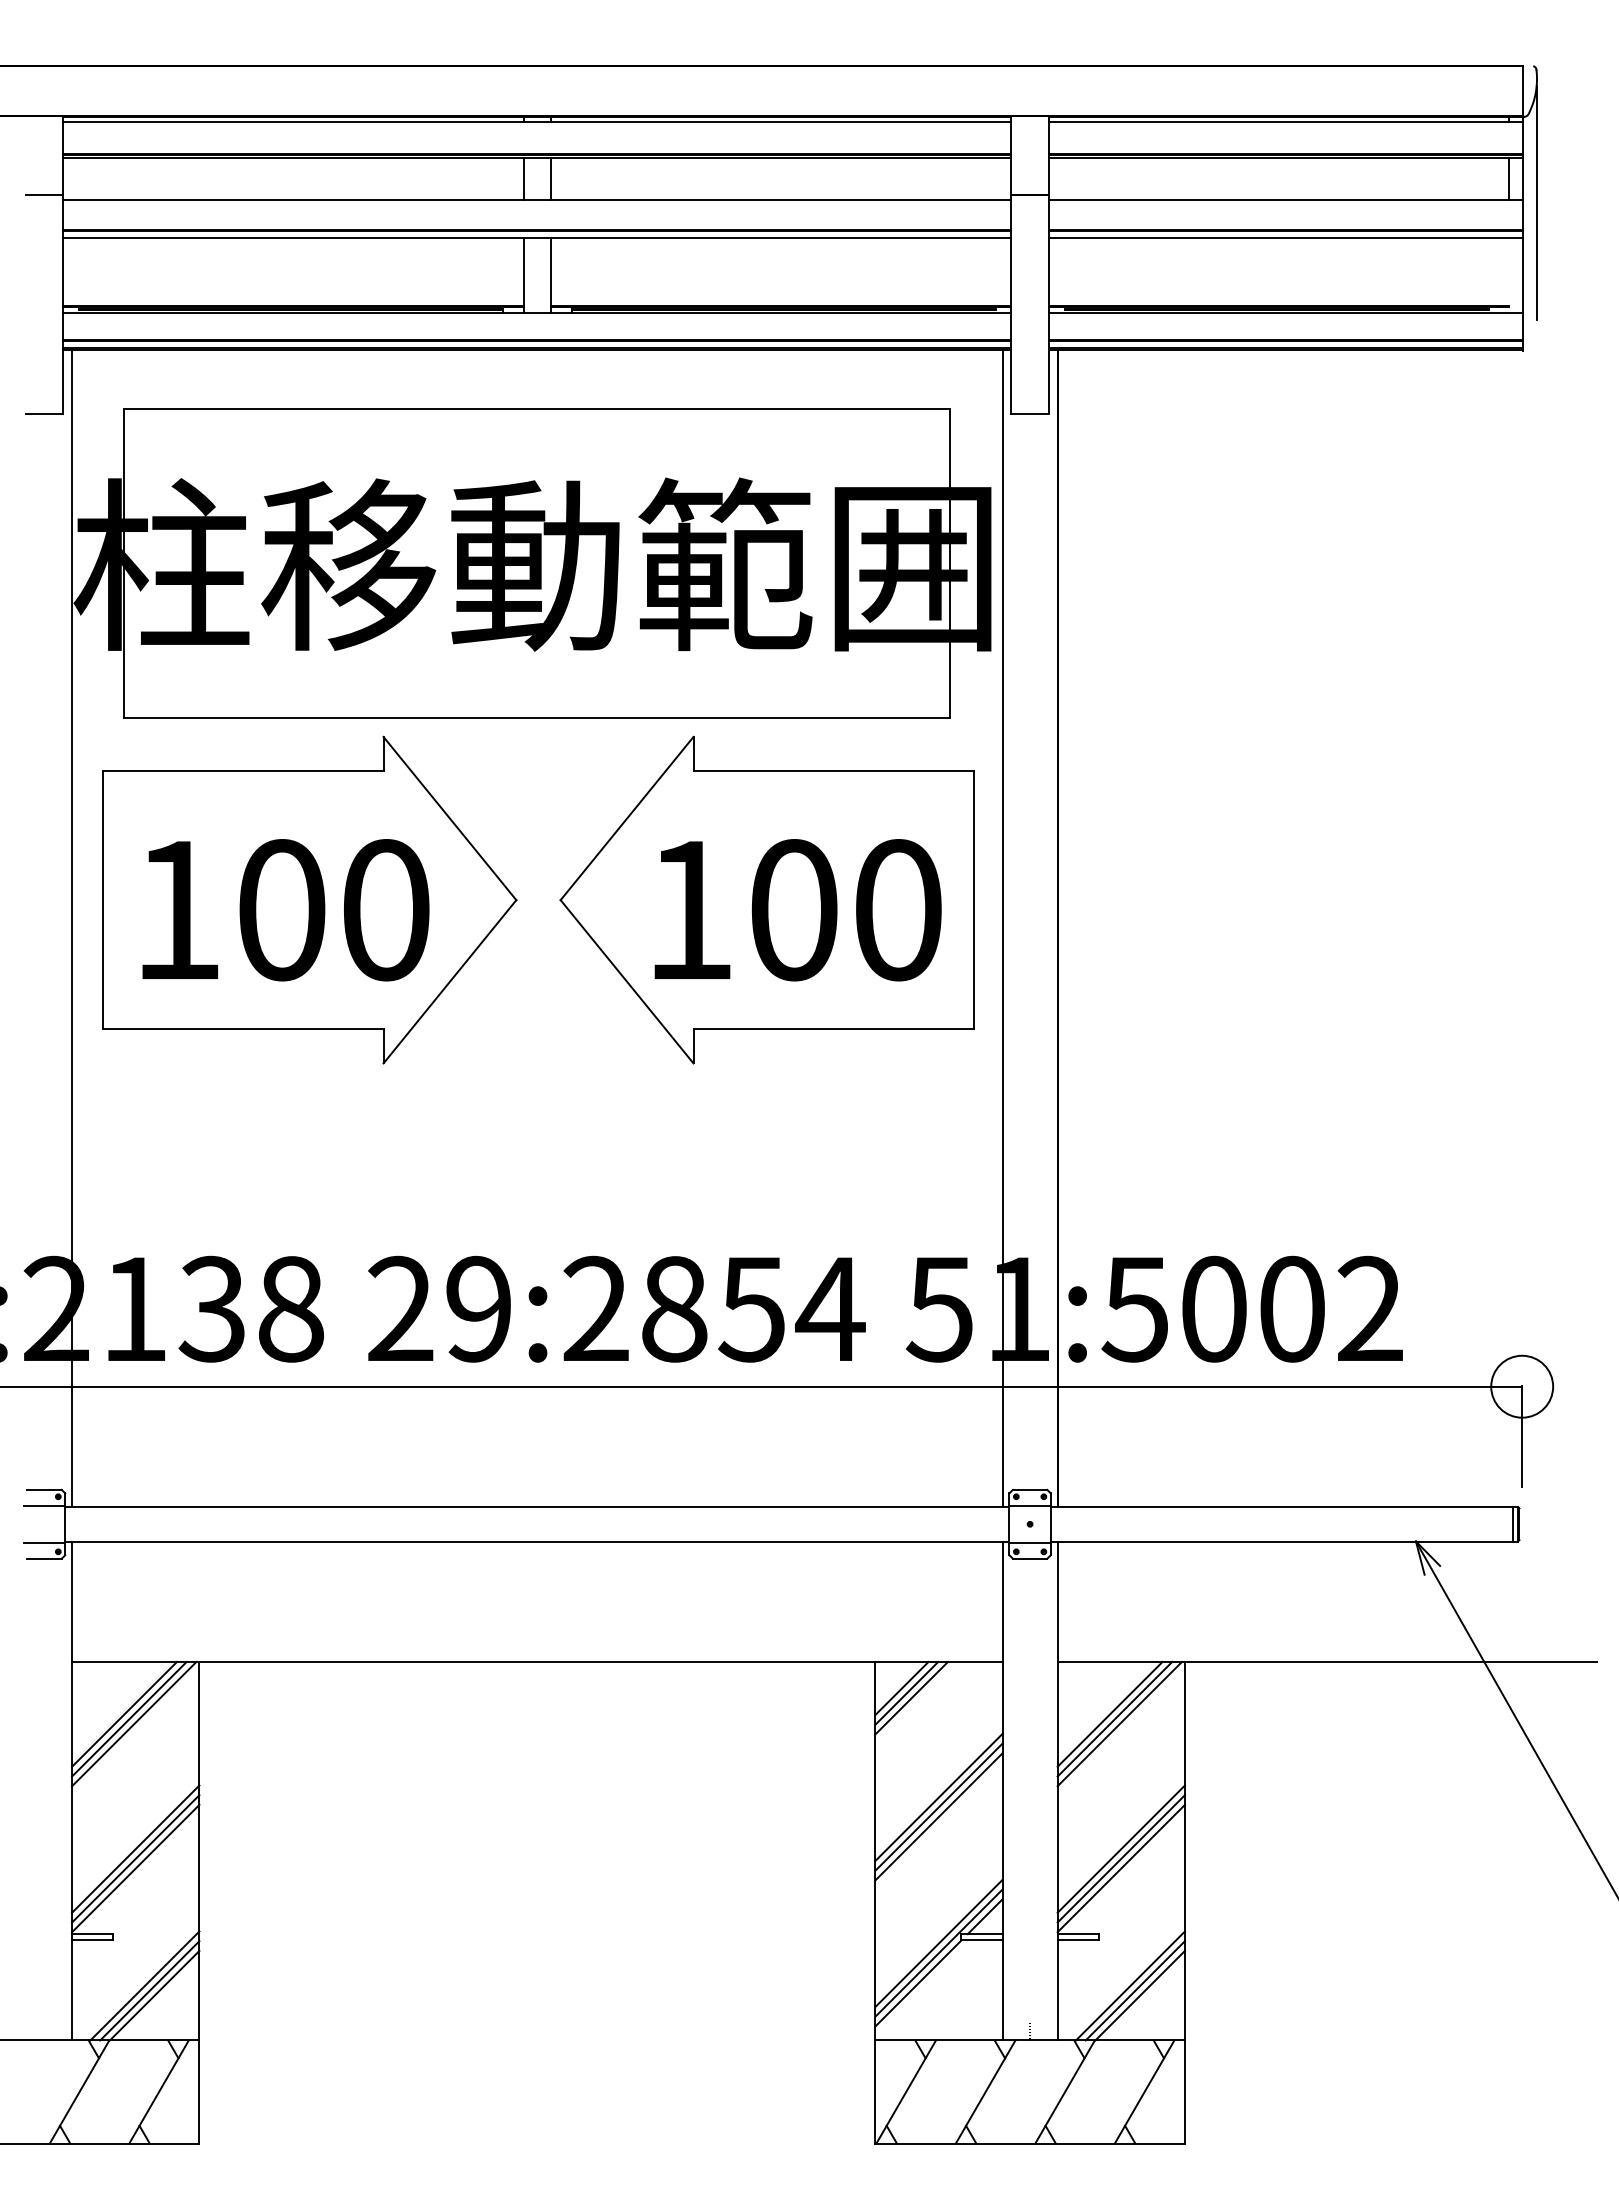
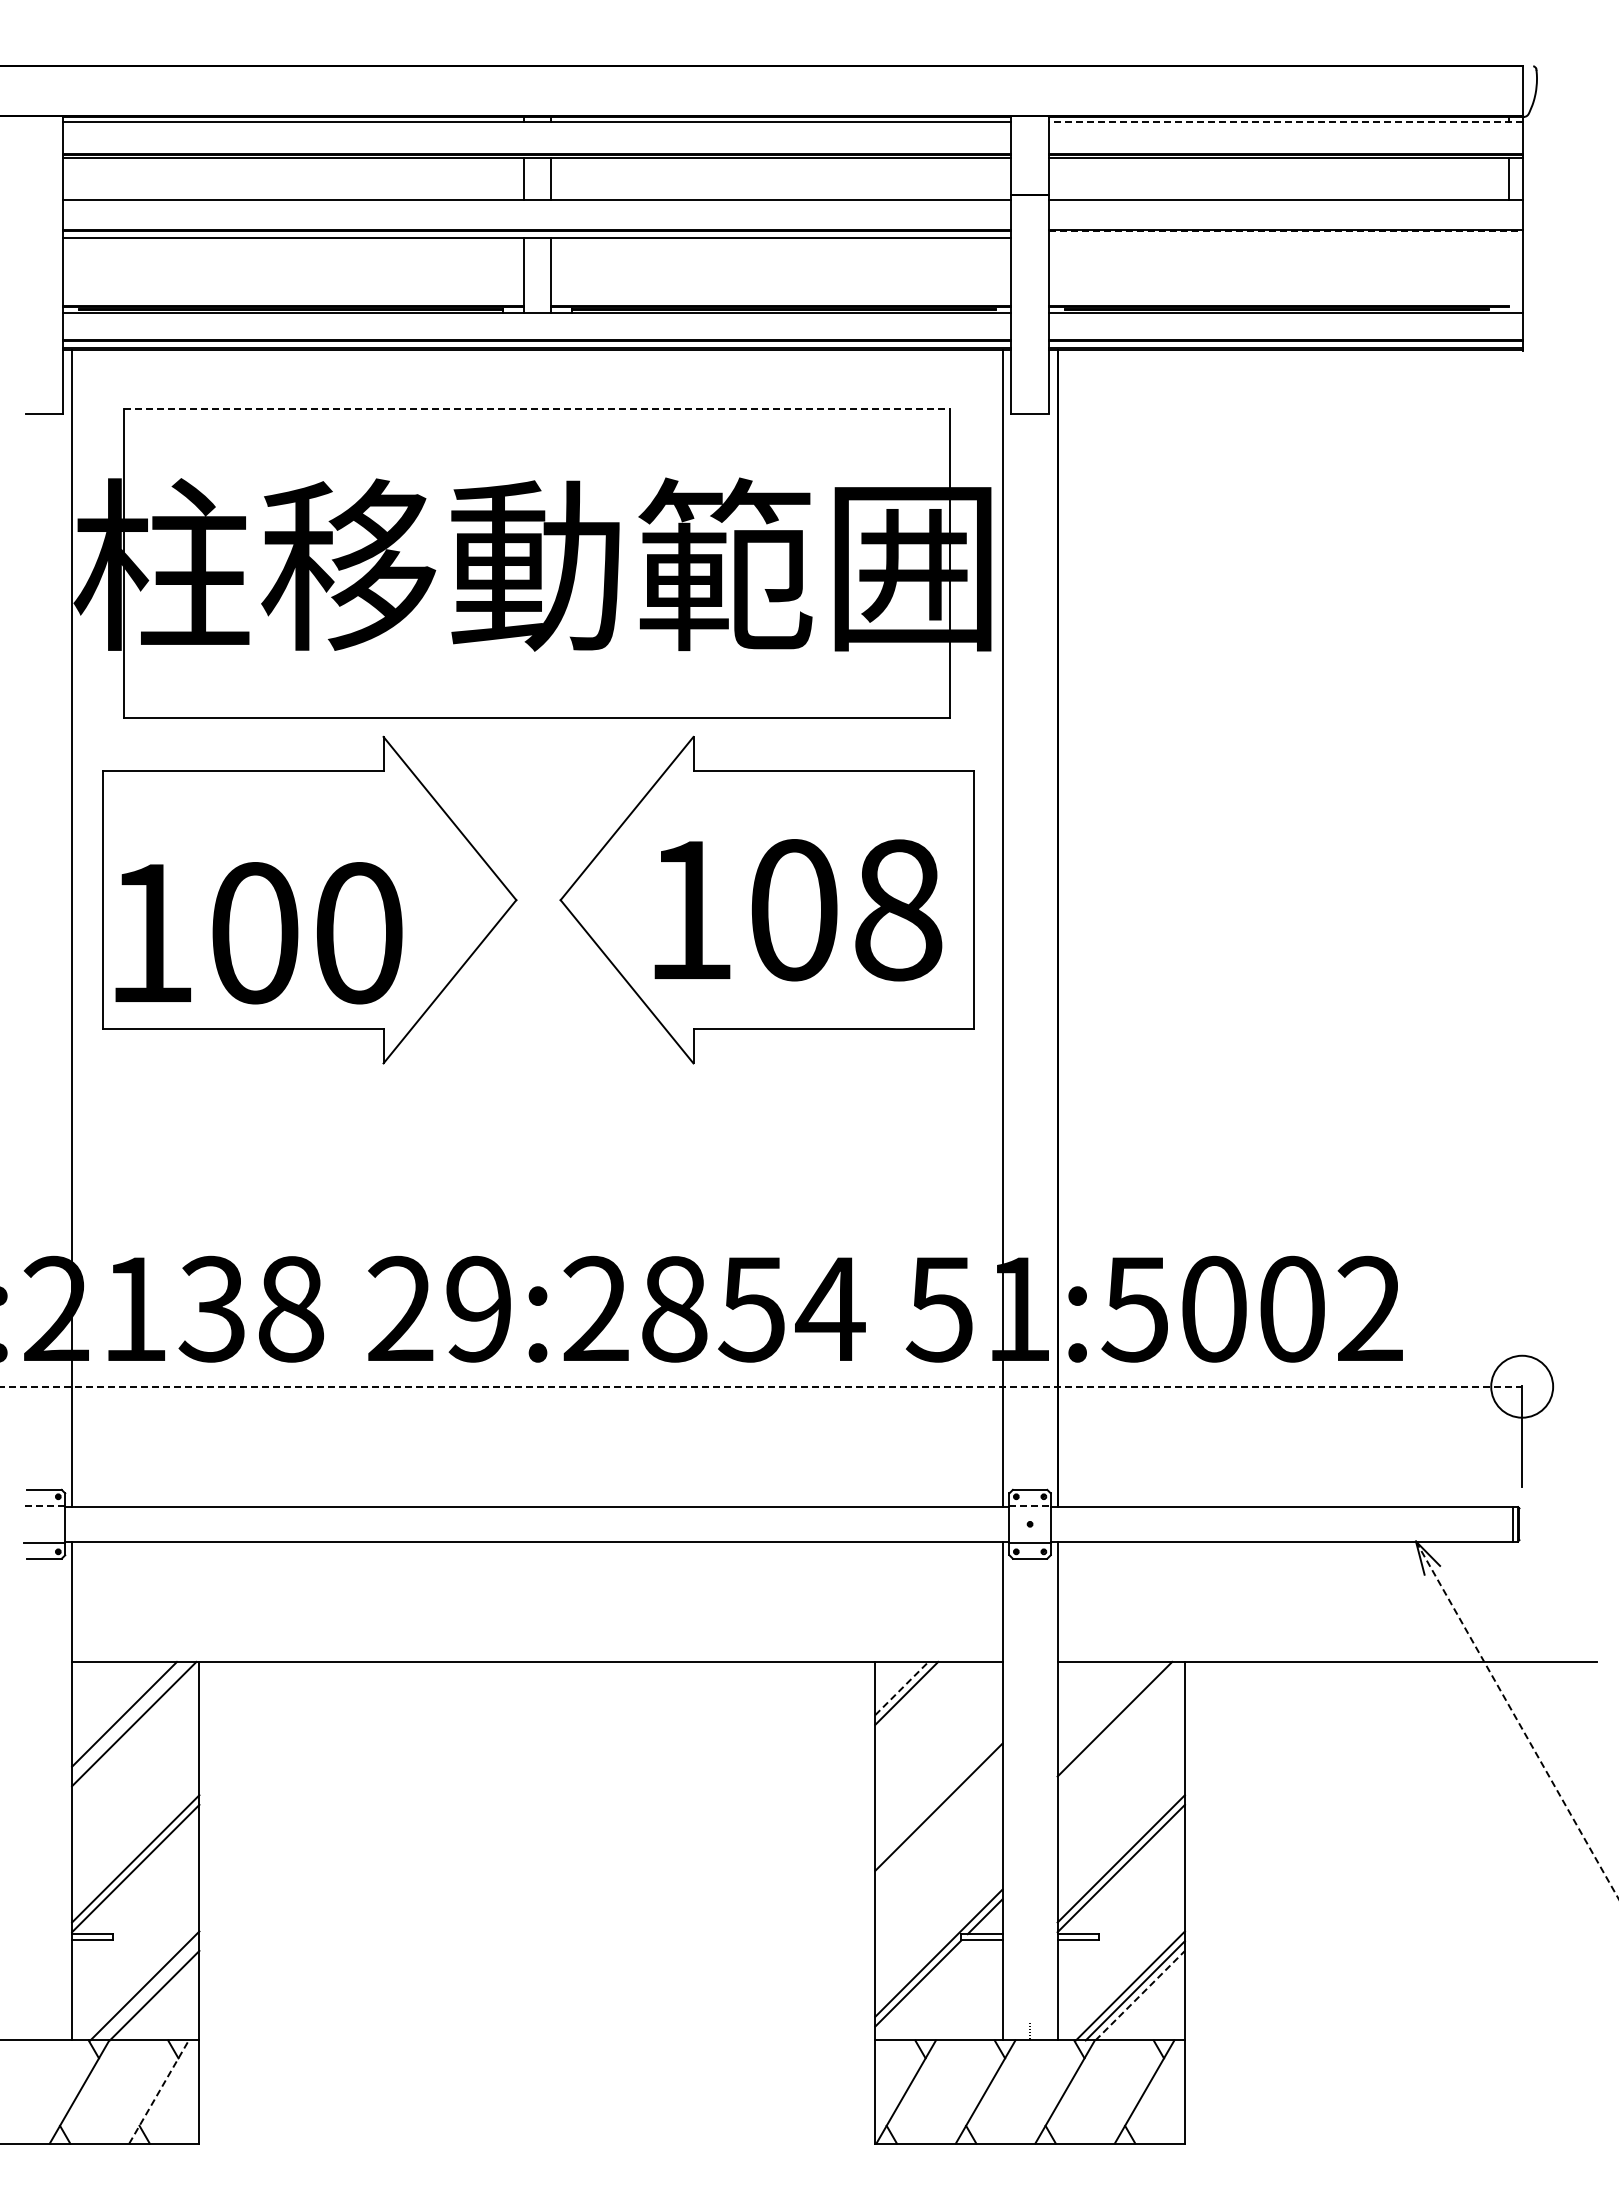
line: solid -> dashed (1285, 121)
line: present -> none (44, 195)
line: present -> none (1536, 202)
line: solid -> dashed (1285, 231)
line: present -> none (1285, 237)
line: solid -> dashed (537, 408)
text position: (285, 910) -> (258, 933) (258, 933)
text: 100 -> 108 (898, 910)
line: solid -> dashed (761, 1386)
line: solid -> dashed (44, 1505)
line: solid -> dashed (1030, 1505)
line: solid -> dashed (901, 1688)
line: present -> none (911, 1697)
line: present -> none (1109, 1713)
line: present -> none (129, 1718)
line: solid -> dashed (1517, 1720)
line: present -> none (1119, 1723)
line: present -> none (938, 1797)
line: present -> none (938, 1816)
line: present -> none (135, 1848)
line: present -> none (1120, 1848)
line: present -> none (938, 1943)
line: present -> none (149, 1990)
line: solid -> dashed (1140, 1995)
line: solid -> dashed (159, 2092)
